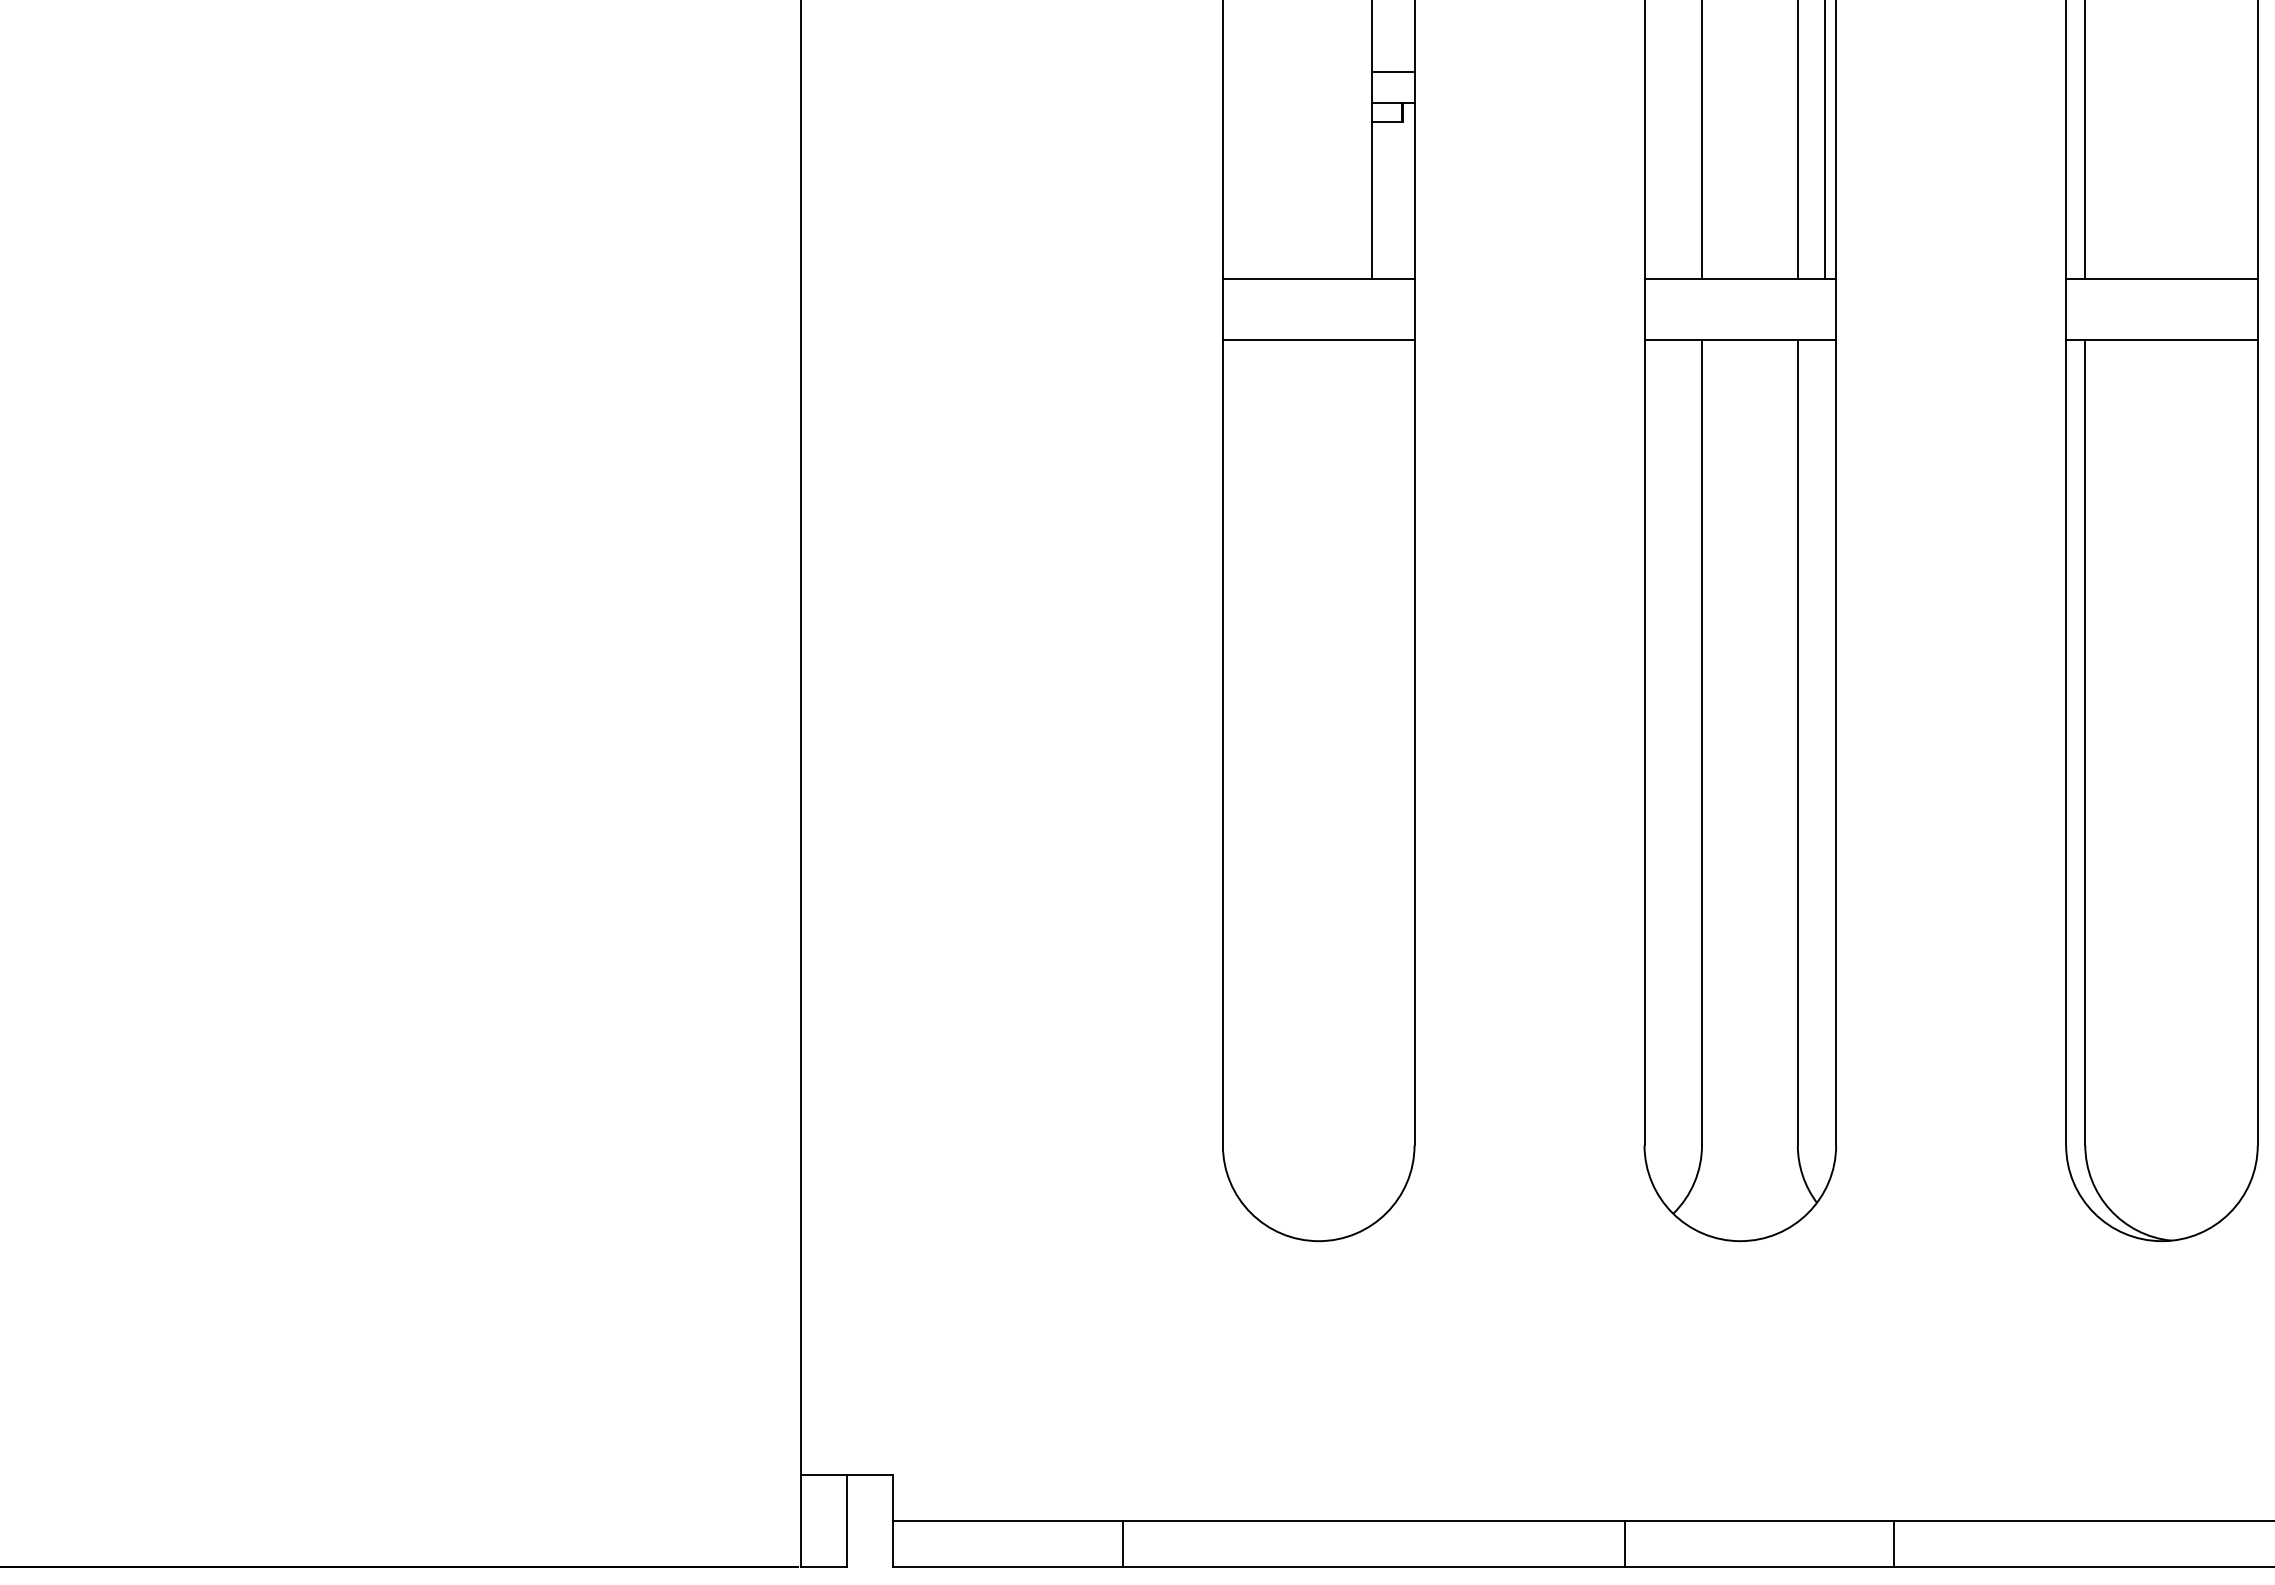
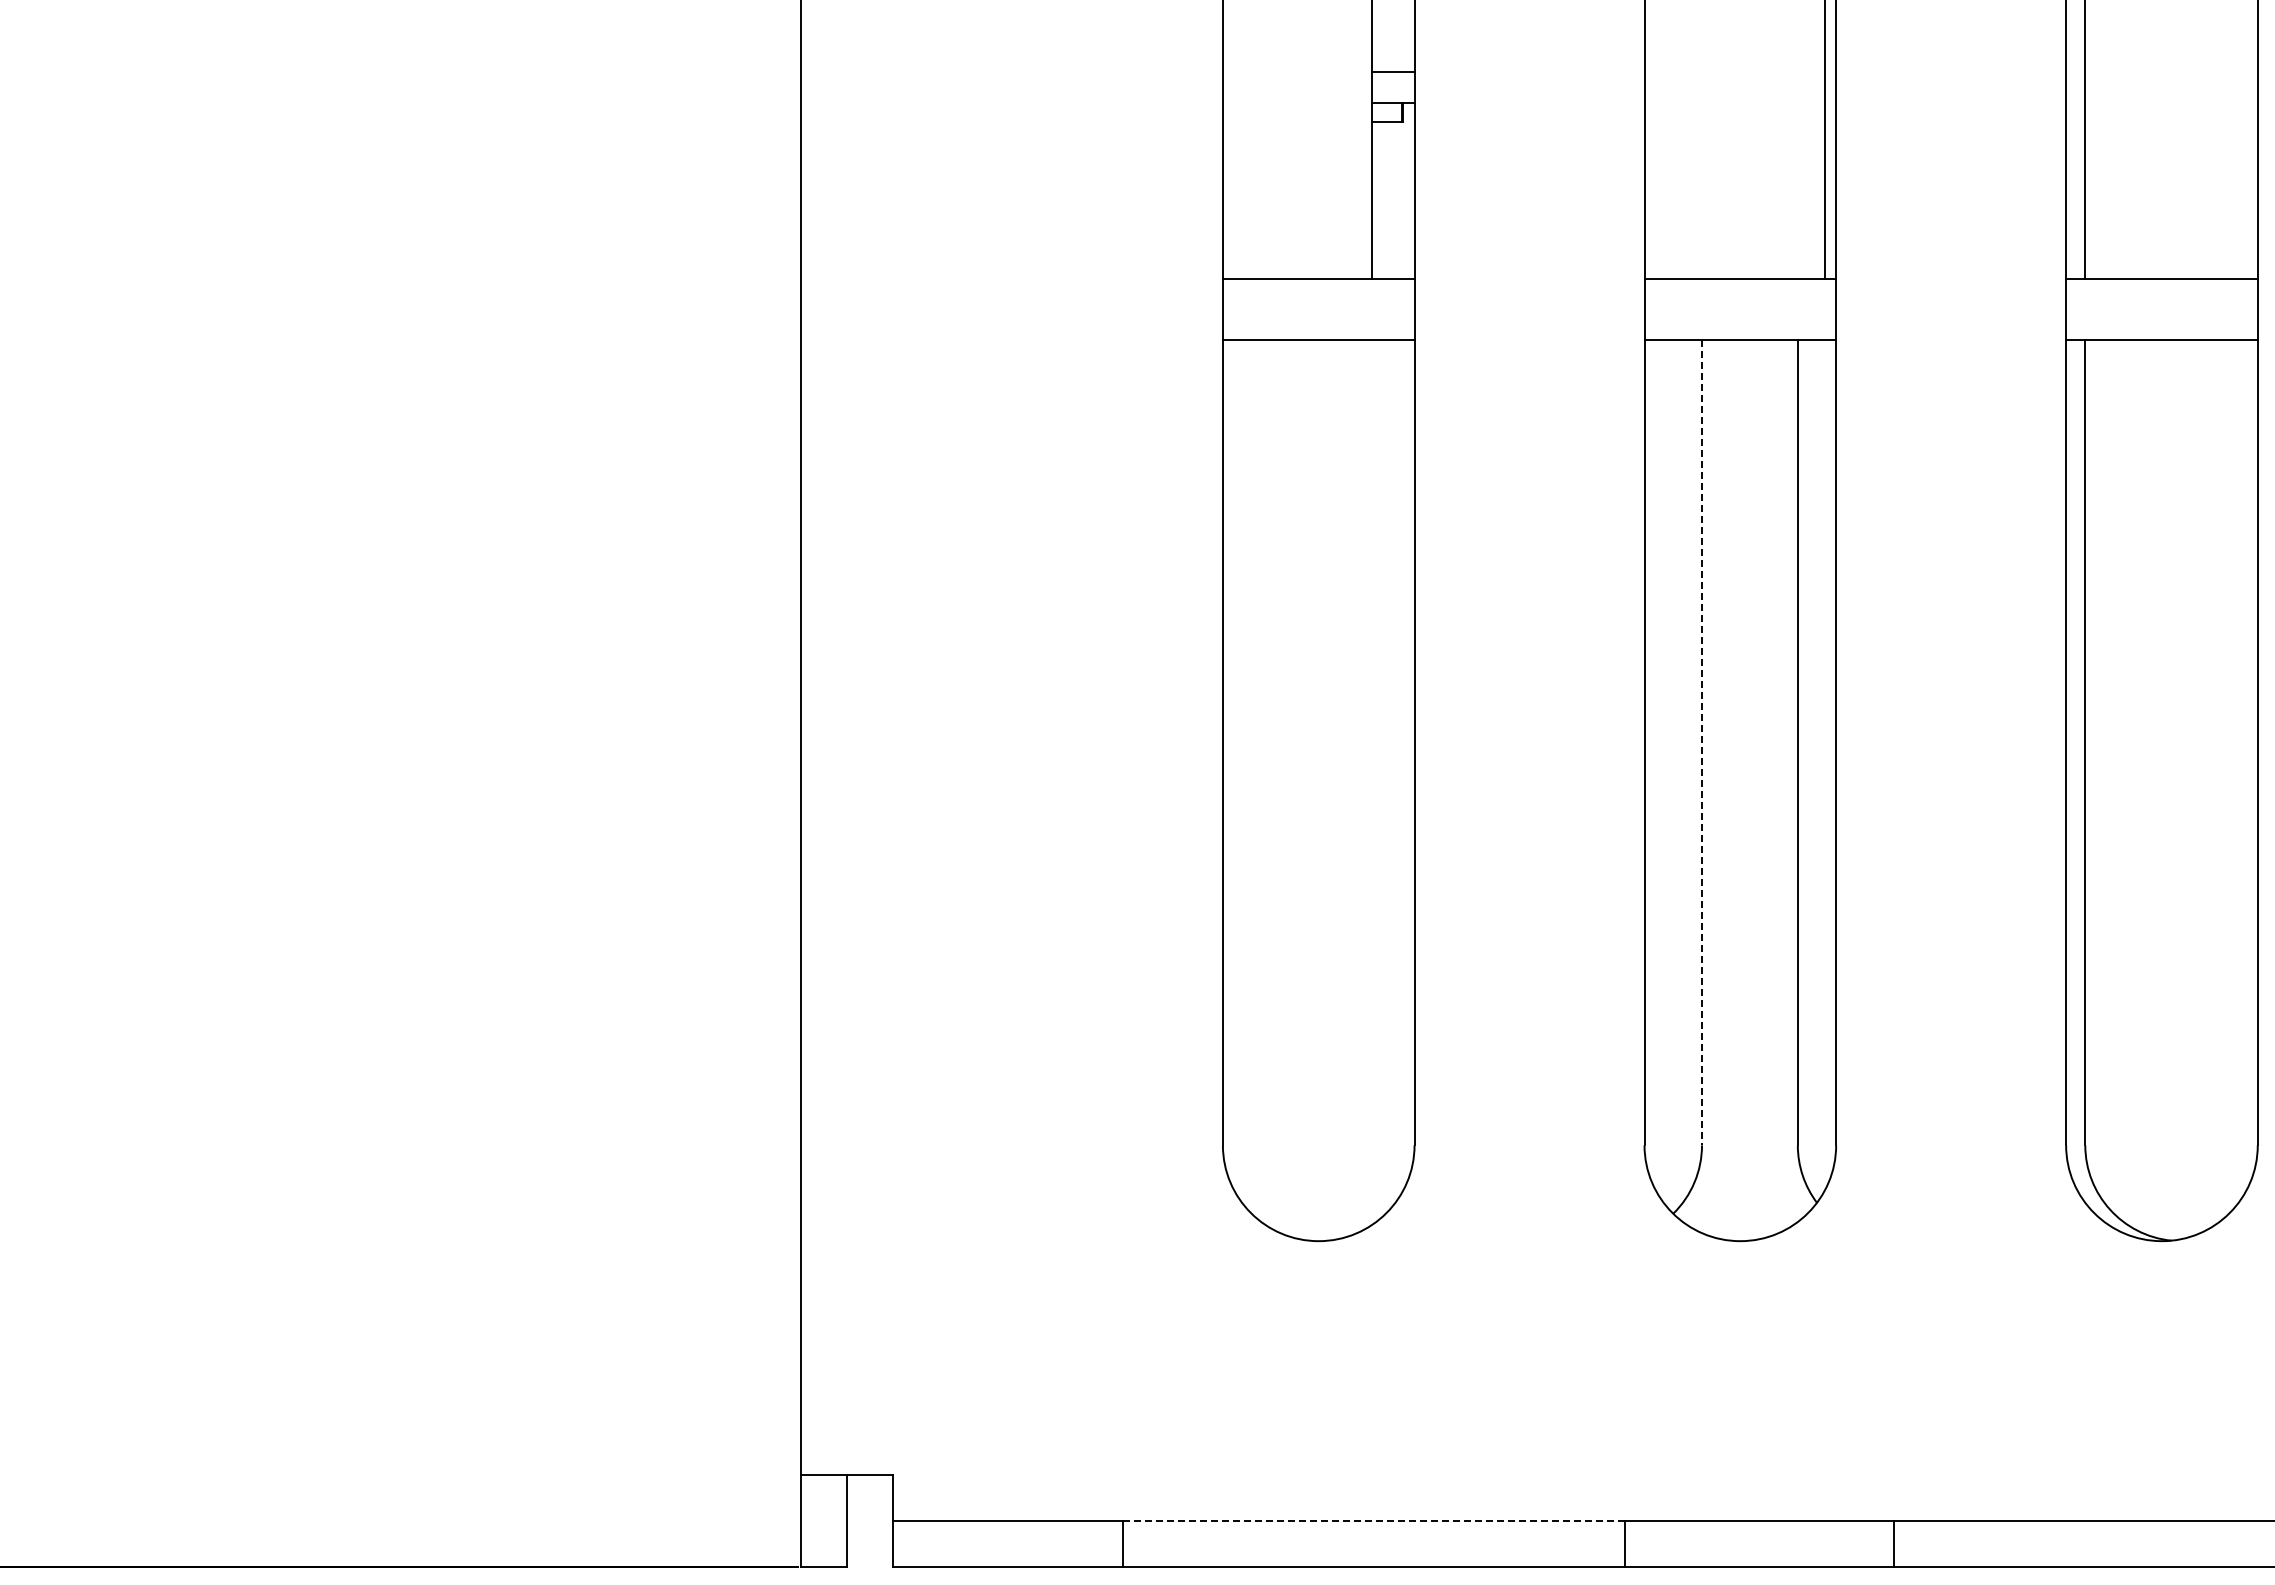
line: present -> none (1702, 140)
line: present -> none (1797, 140)
line: solid -> dashed (1702, 743)
line: solid -> dashed (1374, 1520)
